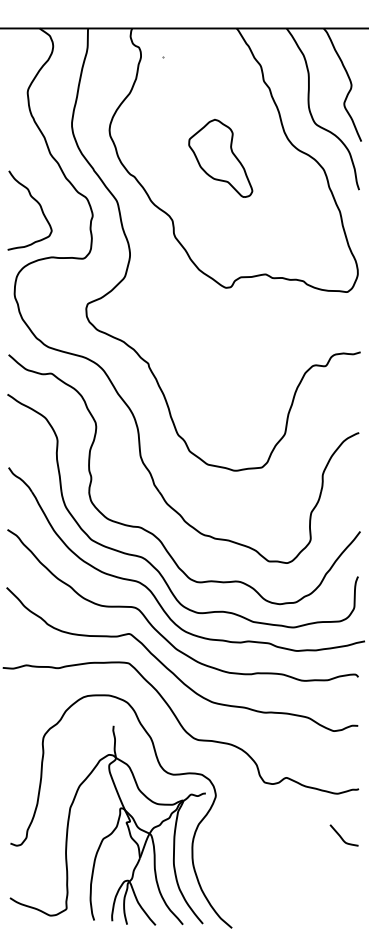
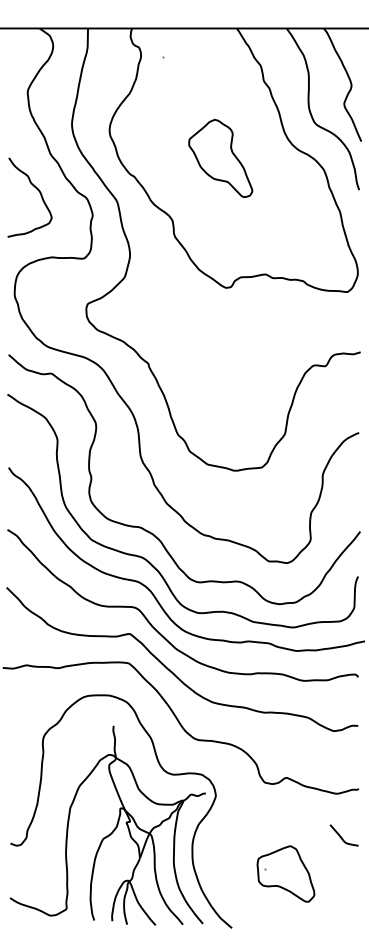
curve position: (36, 202) -> (36, 189) (36, 189)
part: none -> present (285, 873)
